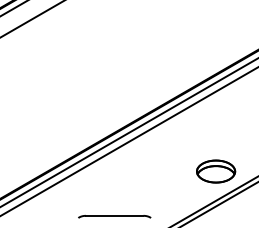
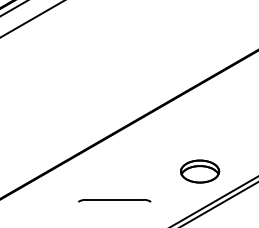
line: present -> none (128, 132)
line: present -> none (128, 141)
part position: (216, 171) -> (200, 171) (200, 171)
part position: (114, 216) -> (114, 200) (114, 200)
